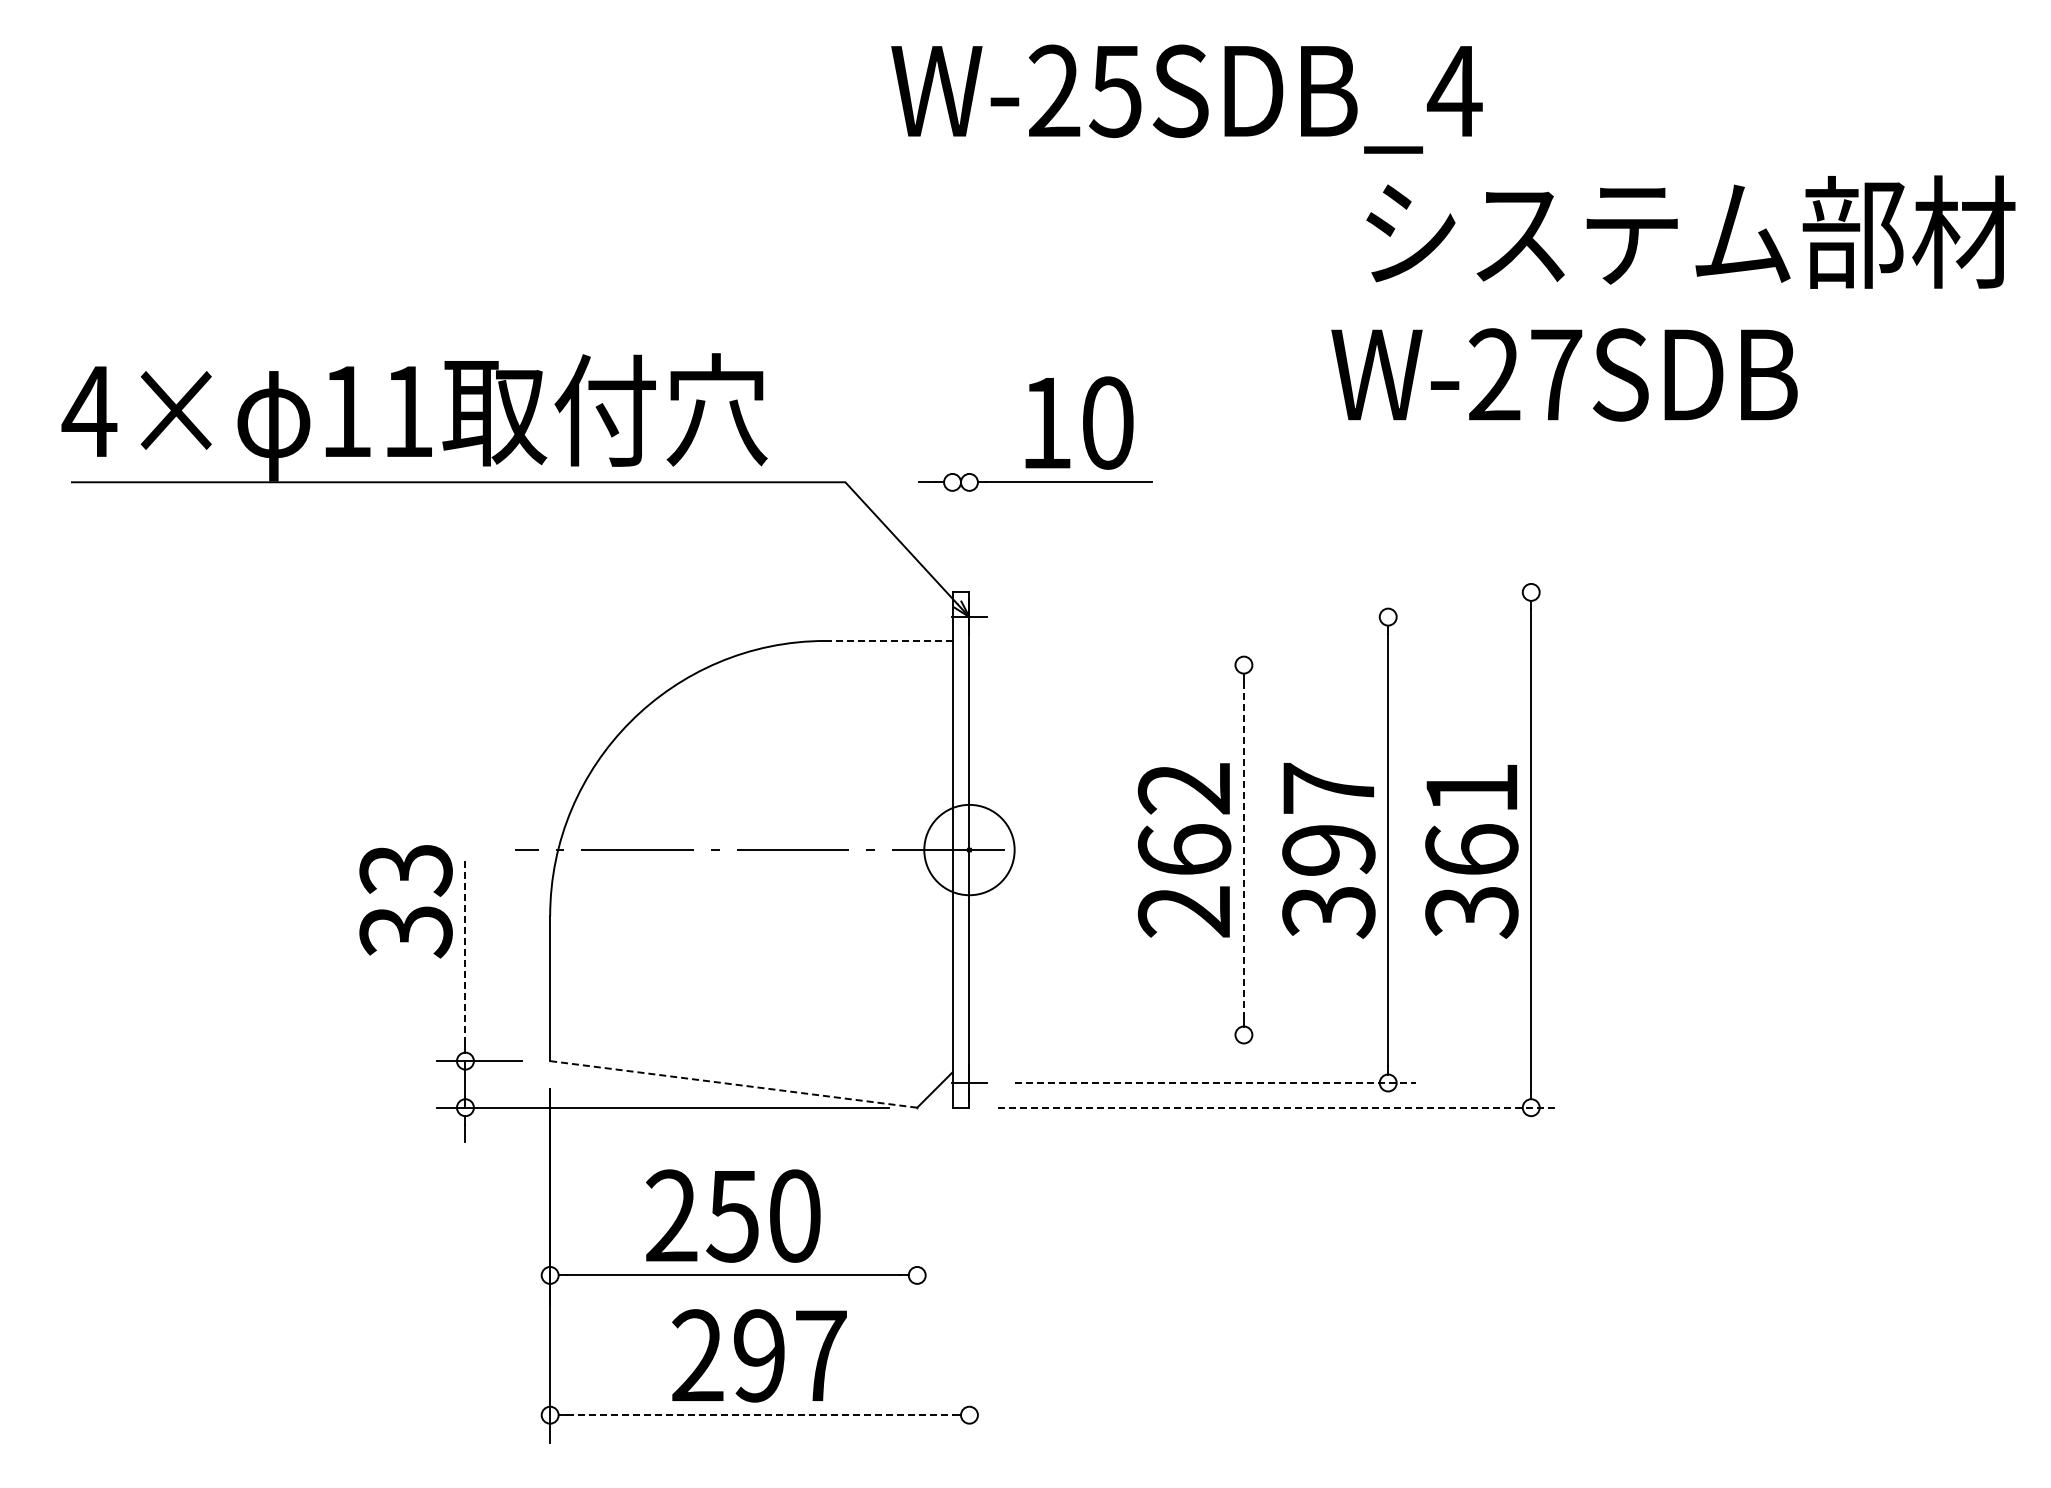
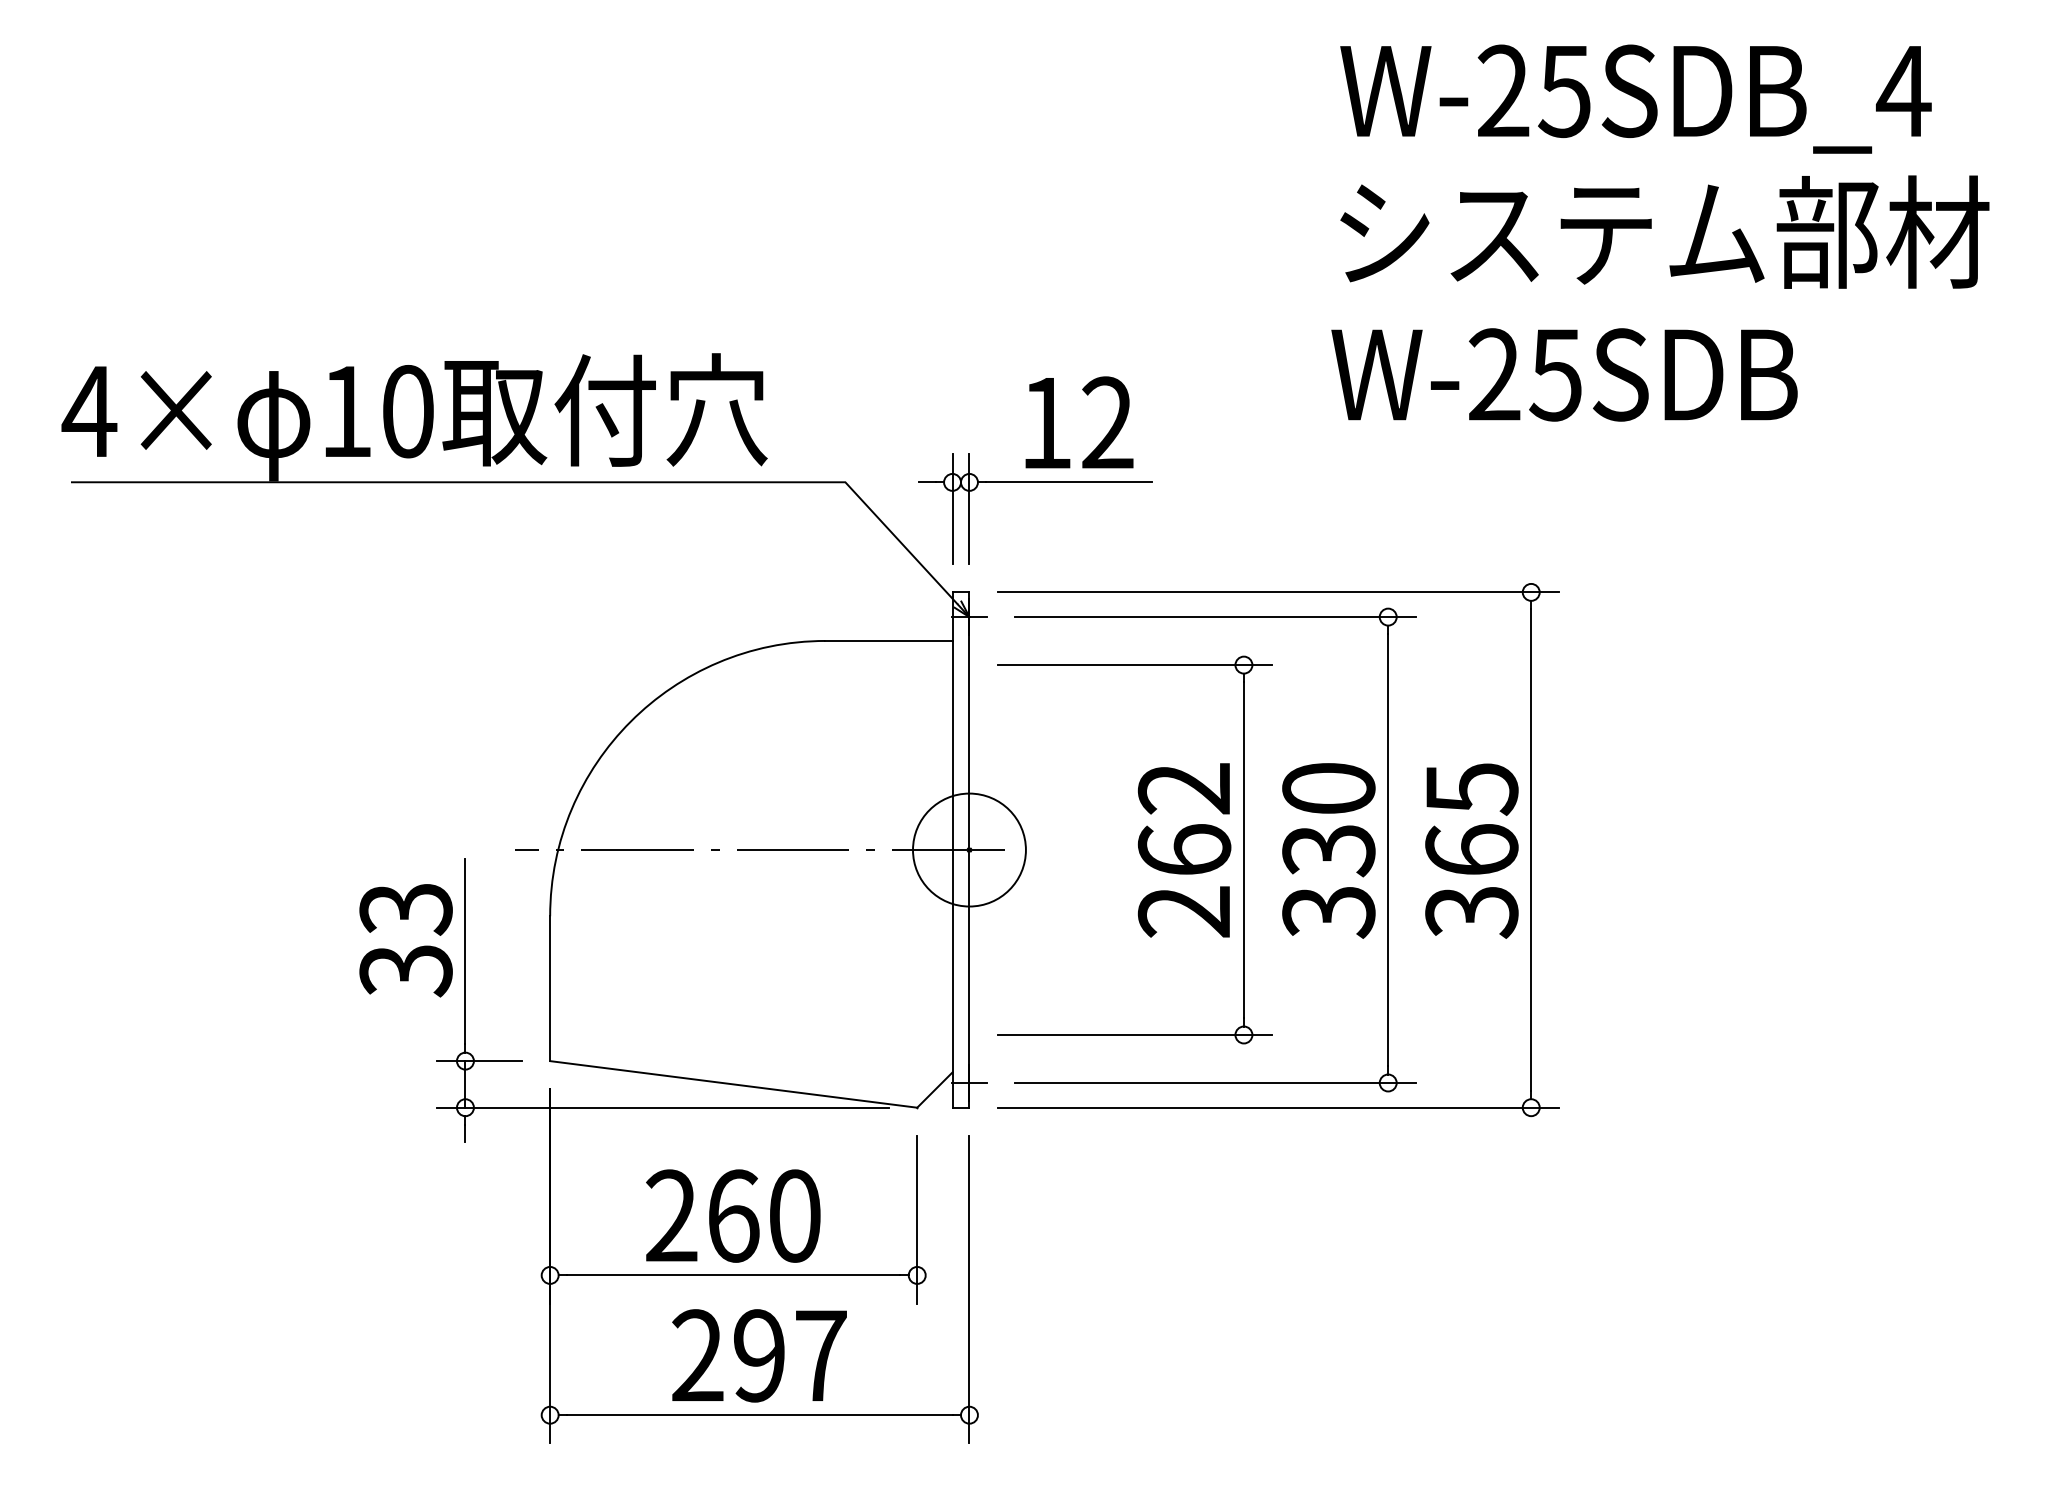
text position: (1186, 98) -> (1635, 98) (1635, 98)
text position: (1690, 231) -> (1664, 231) (1664, 231)
text: W-27SDB -> W-25SDB (1555, 375)
text: 11 -> 10 (408, 411)
text: 10 -> 12 (1107, 422)
line: none -> present (952, 509)
line: none -> present (969, 509)
line: none -> present (1278, 592)
line: none -> present (1215, 617)
line: dashed -> solid (889, 640)
line: none -> present (1134, 665)
text: 361 -> 365 (1472, 789)
text: 397 -> 330 (1328, 820)
circle diameter: 90 px -> 113 px (969, 849)
line: dashed -> solid (1243, 850)
text position: (405, 901) -> (405, 940) (405, 940)
line: dashed -> solid (465, 951)
line: none -> present (1134, 1035)
line: dashed -> solid (1215, 1083)
line: dashed -> solid (734, 1084)
line: dashed -> solid (1278, 1107)
text: 250 -> 260 (732, 1215)
line: none -> present (917, 1219)
line: none -> present (969, 1289)
line: dashed -> solid (759, 1415)
